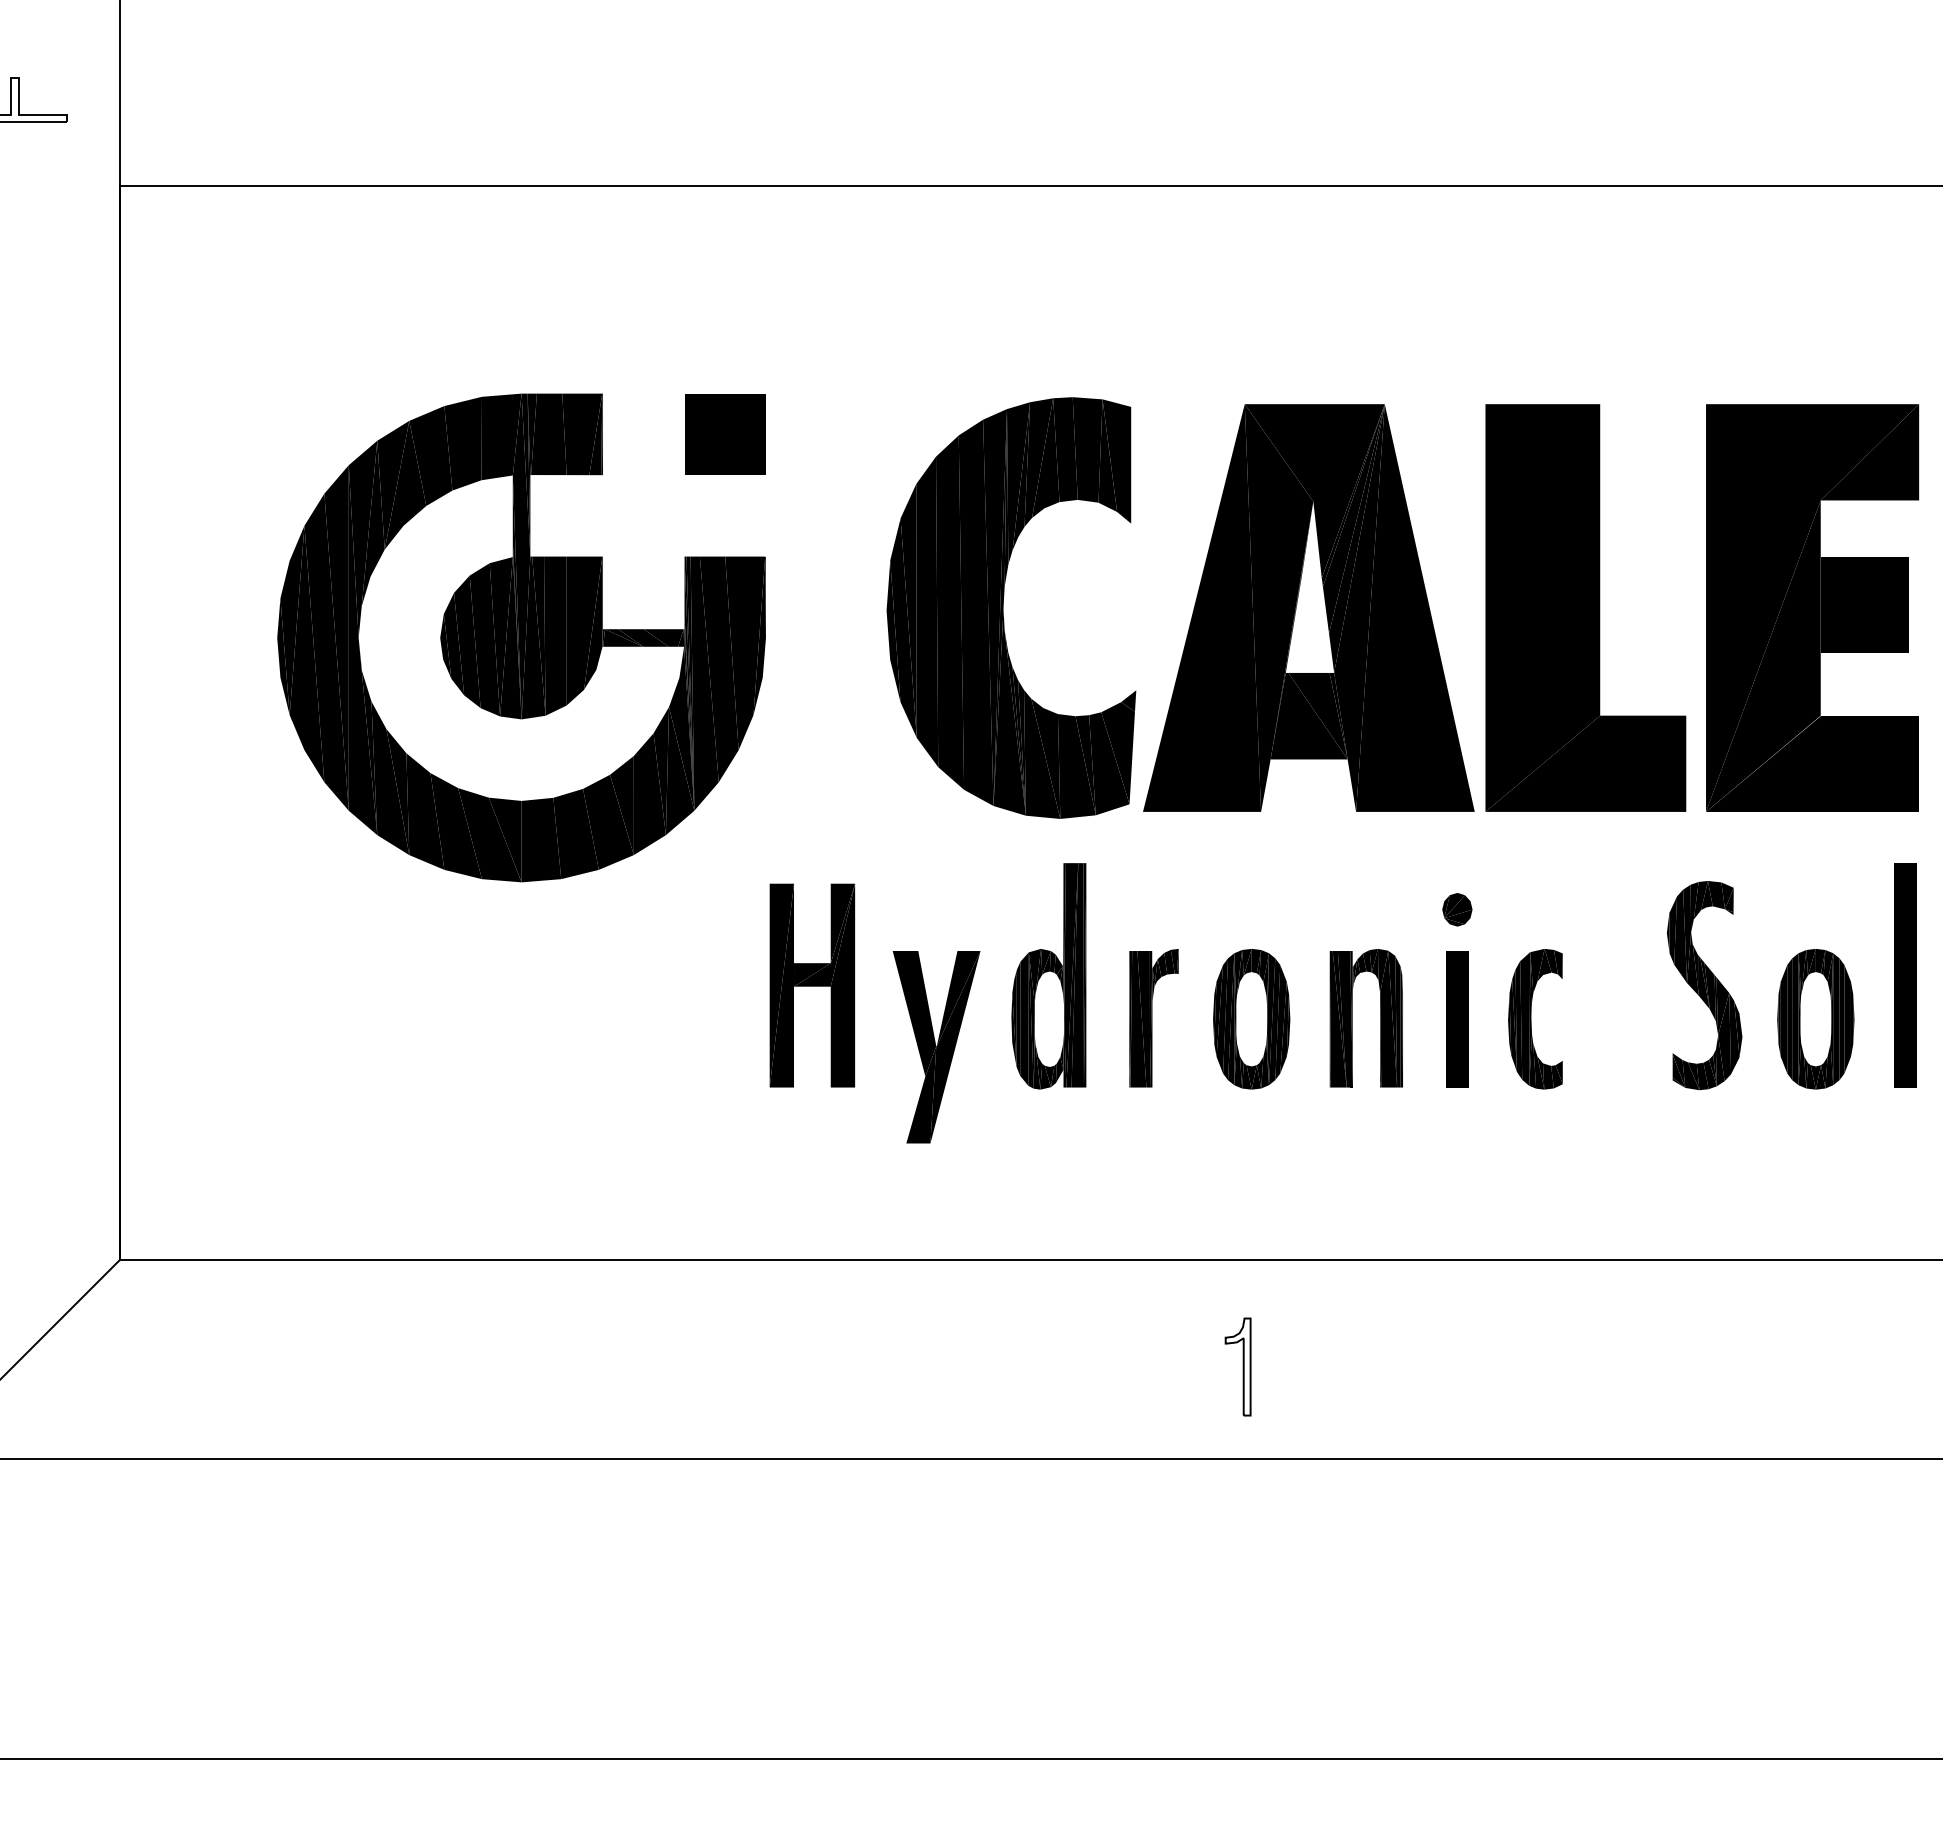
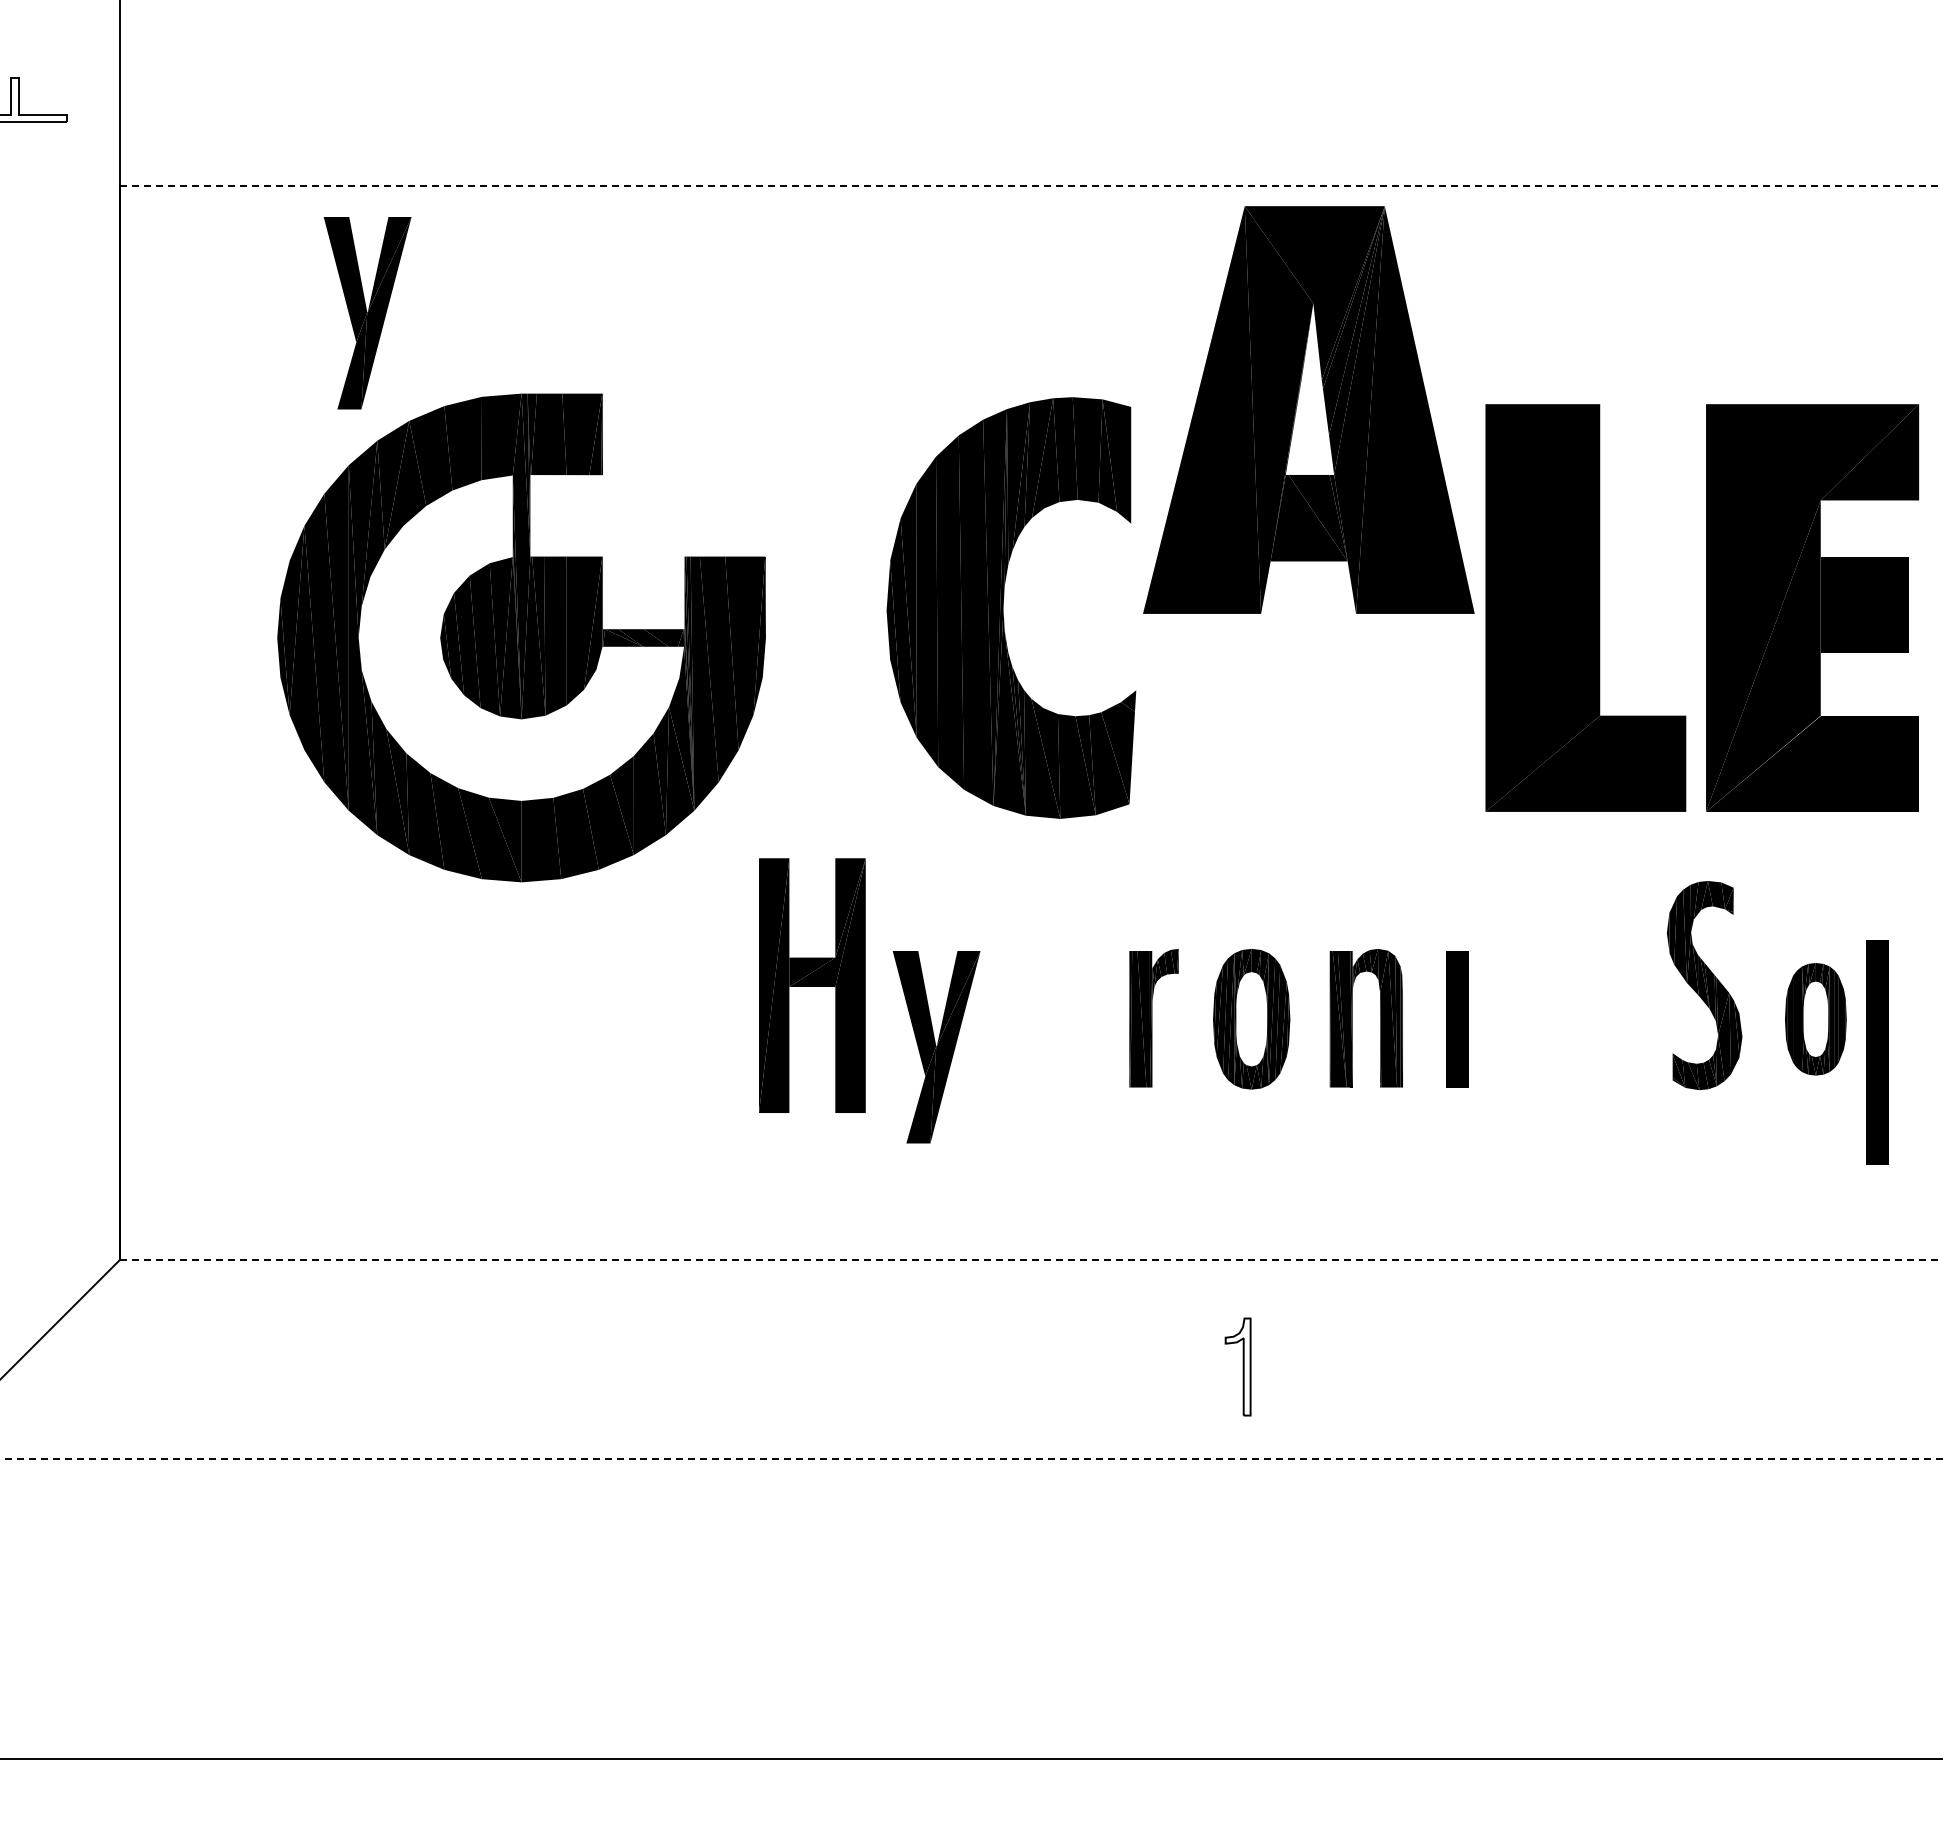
line: solid -> dashed (1031, 186)
part: none -> present (367, 313)
part: present -> none (725, 434)
part position: (1308, 607) -> (1308, 409) (1308, 409)
part: present -> none (1457, 909)
part position: (1905, 975) -> (1877, 1052) (1877, 1052)
part: present -> none (1048, 976)
part size: 87x205 px -> 107x255 px (812, 985)
part: present -> none (1535, 1019)
part size: 78x141 px -> 62x113 px (1815, 1019)
line: solid -> dashed (1031, 1259)
line: solid -> dashed (970, 1459)
